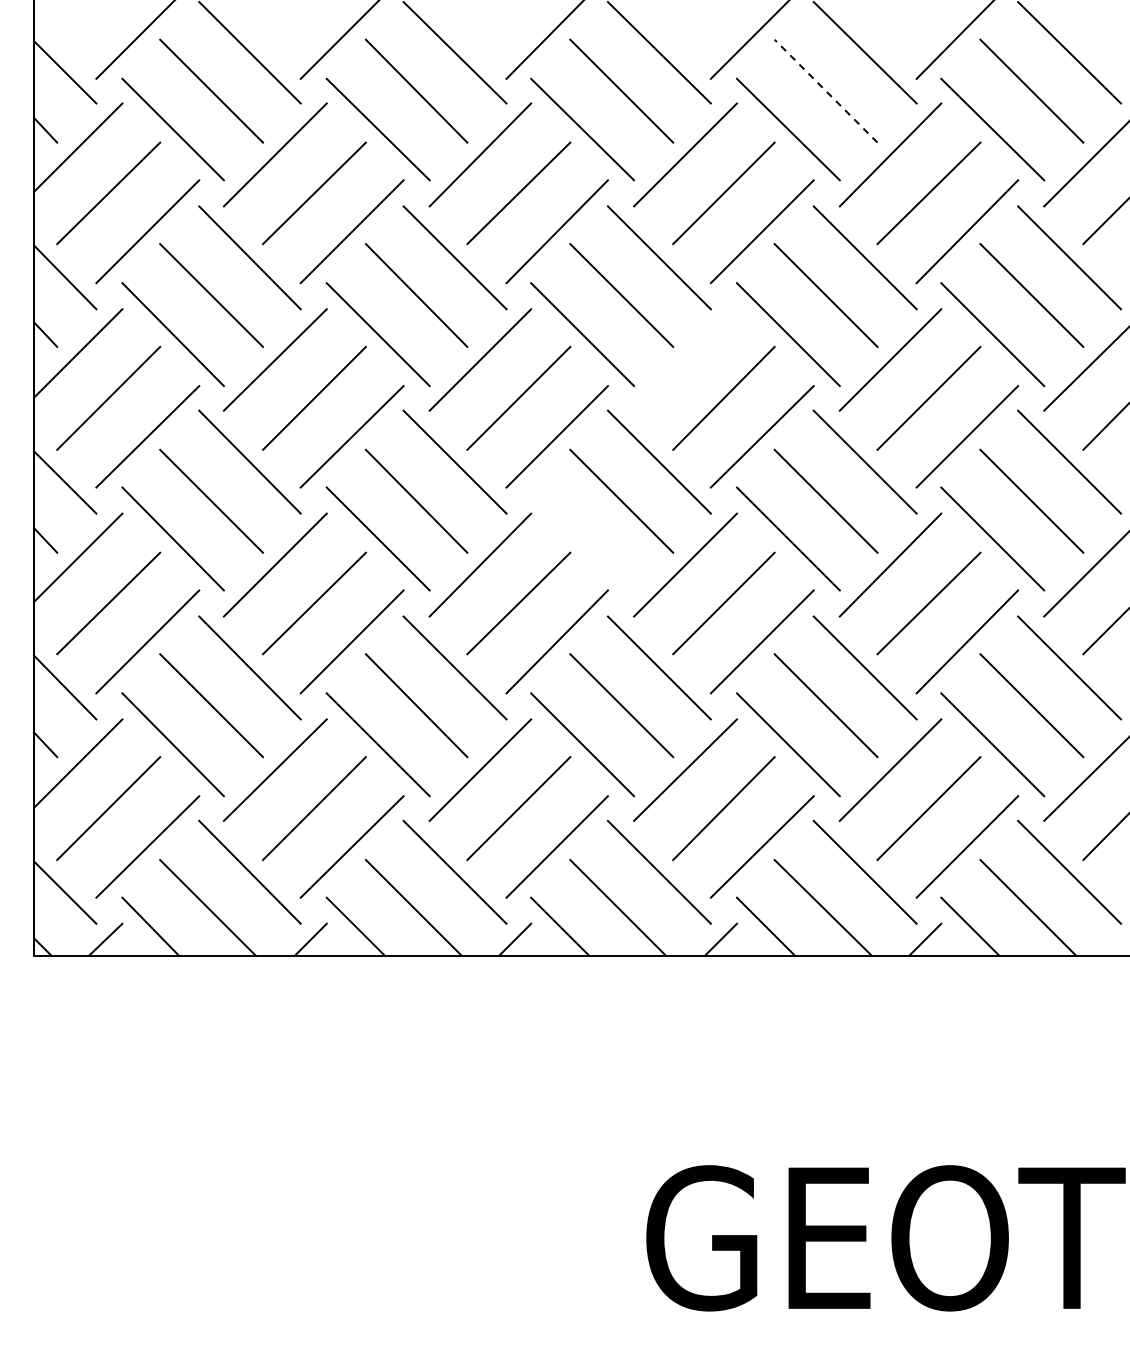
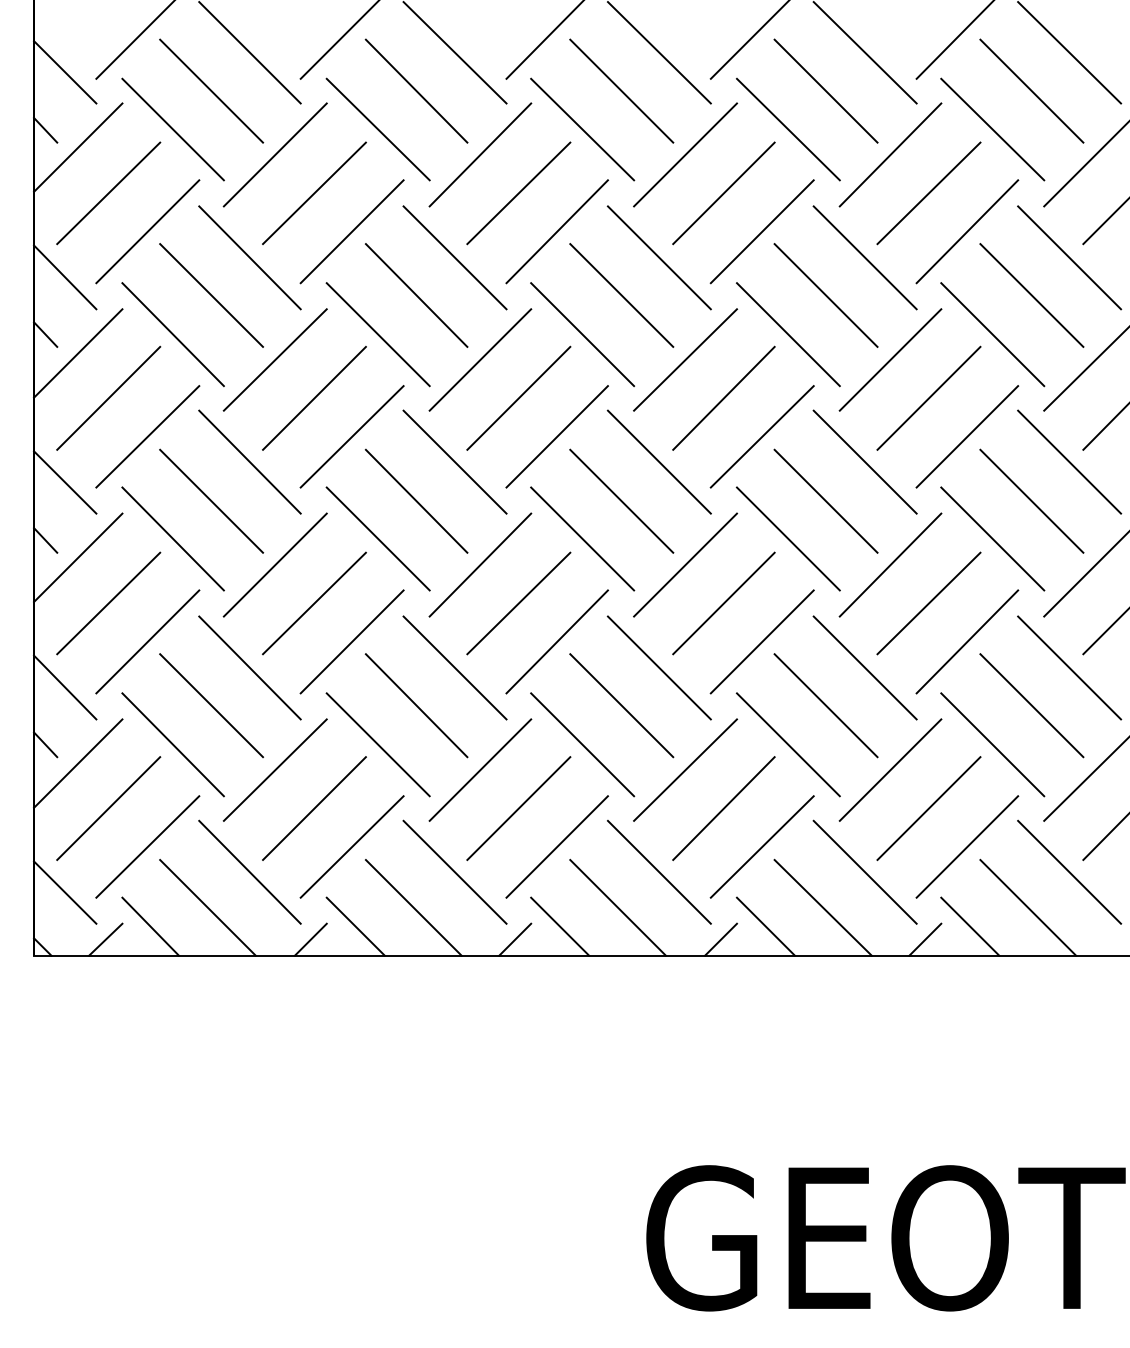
line: dashed -> solid (826, 91)
line: none -> present (685, 359)
line: none -> present (582, 538)
